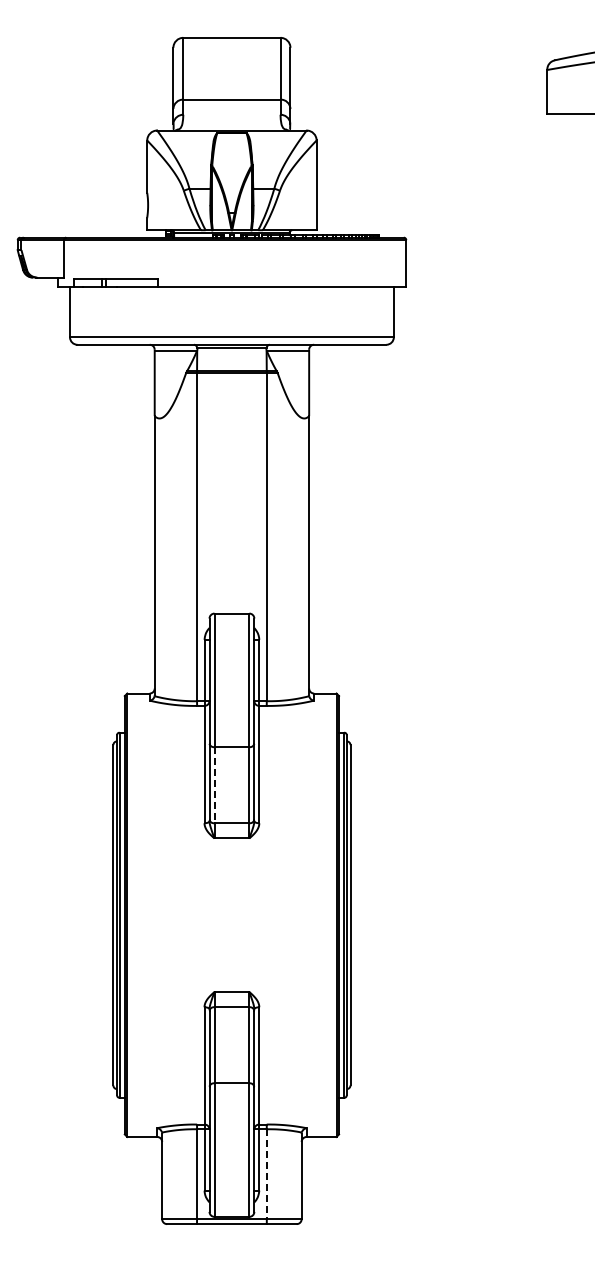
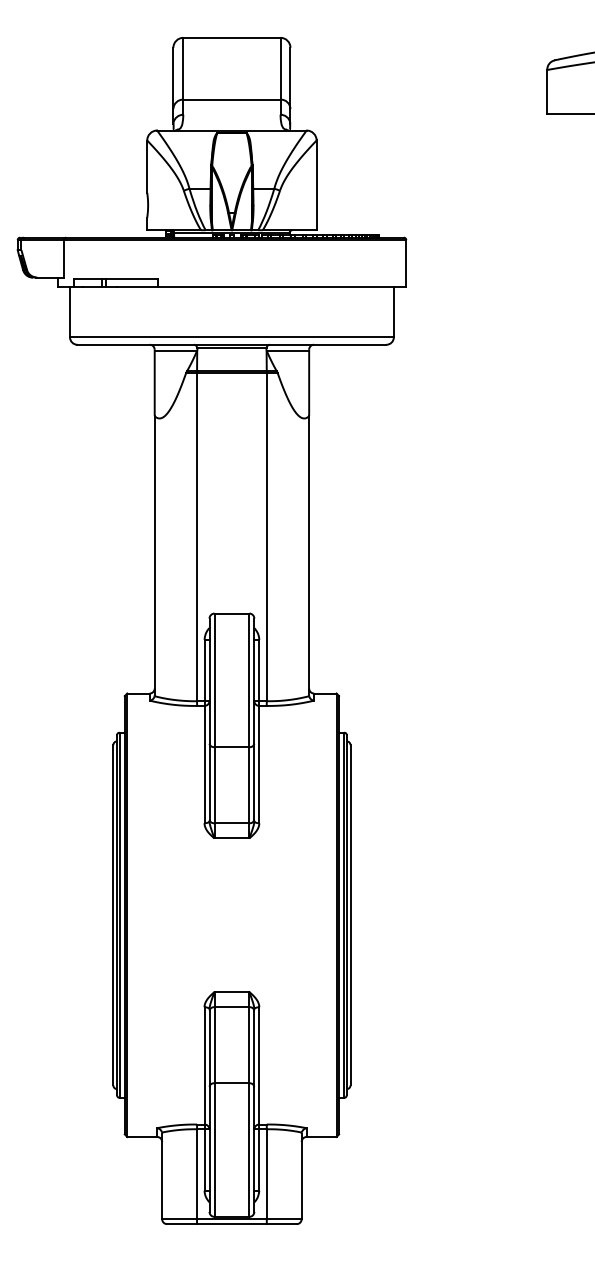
line: dashed -> solid (214, 785)
line: dashed -> solid (266, 1174)
